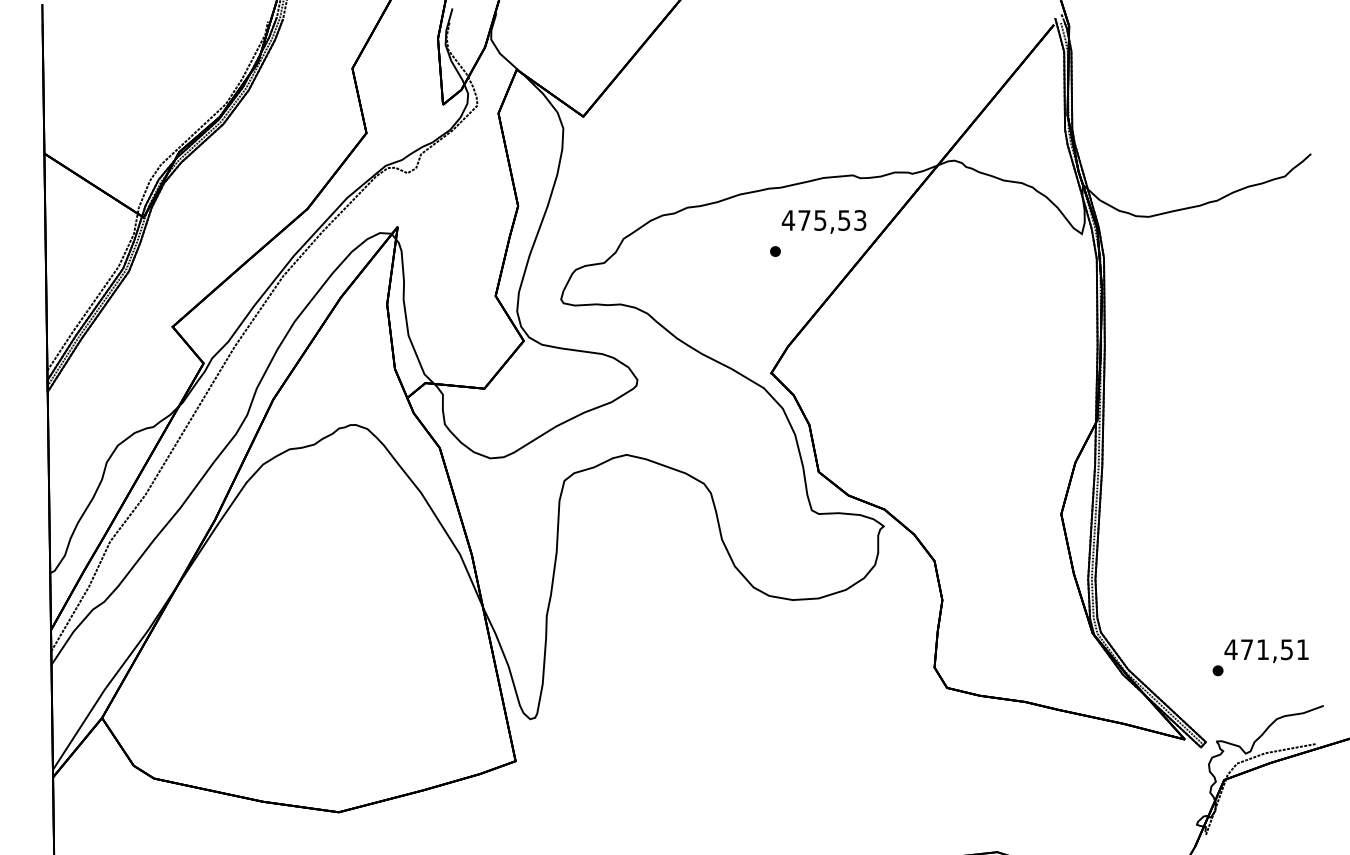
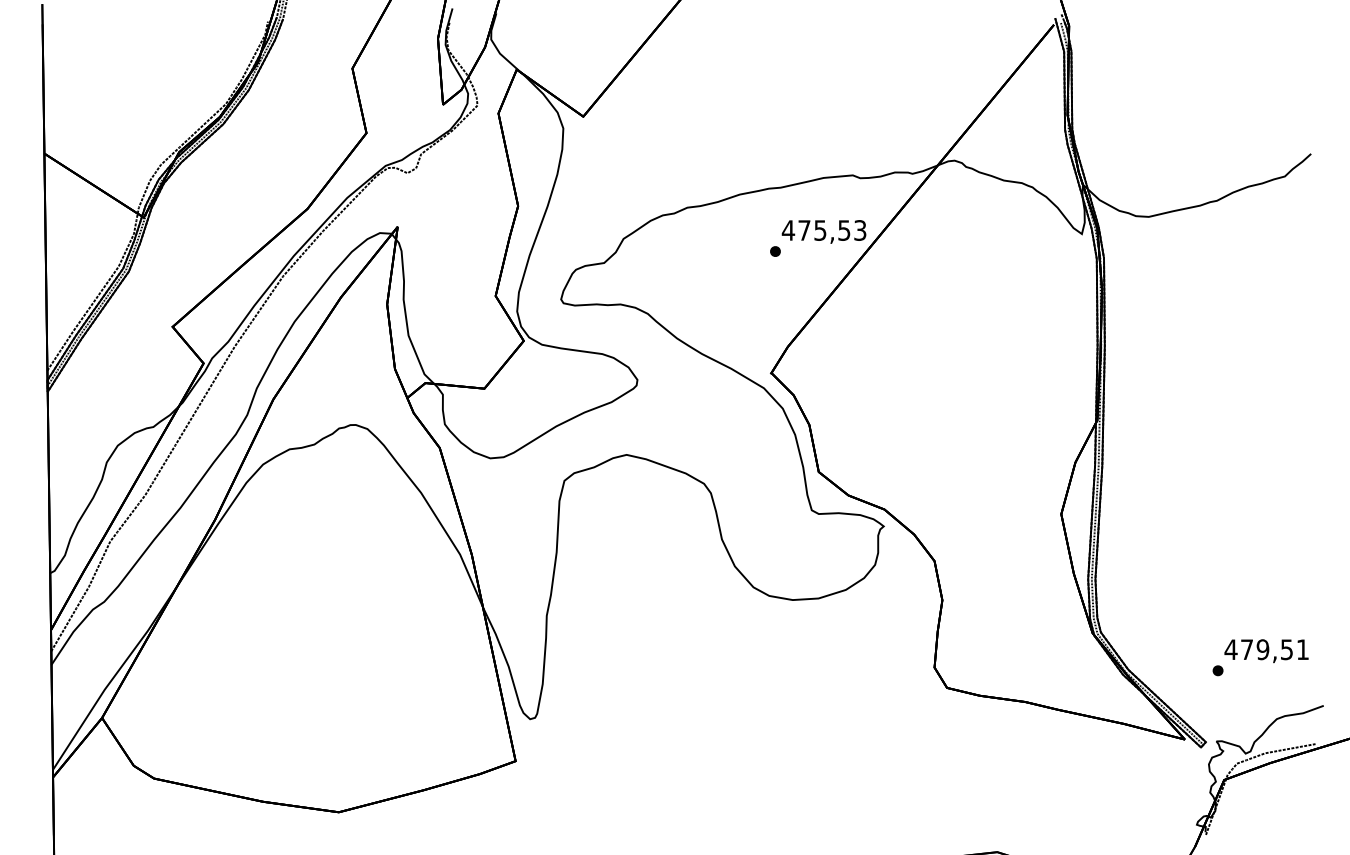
text position: (823, 221) -> (823, 231) (823, 231)
text: 471,51 -> 479,51 (1262, 649)
